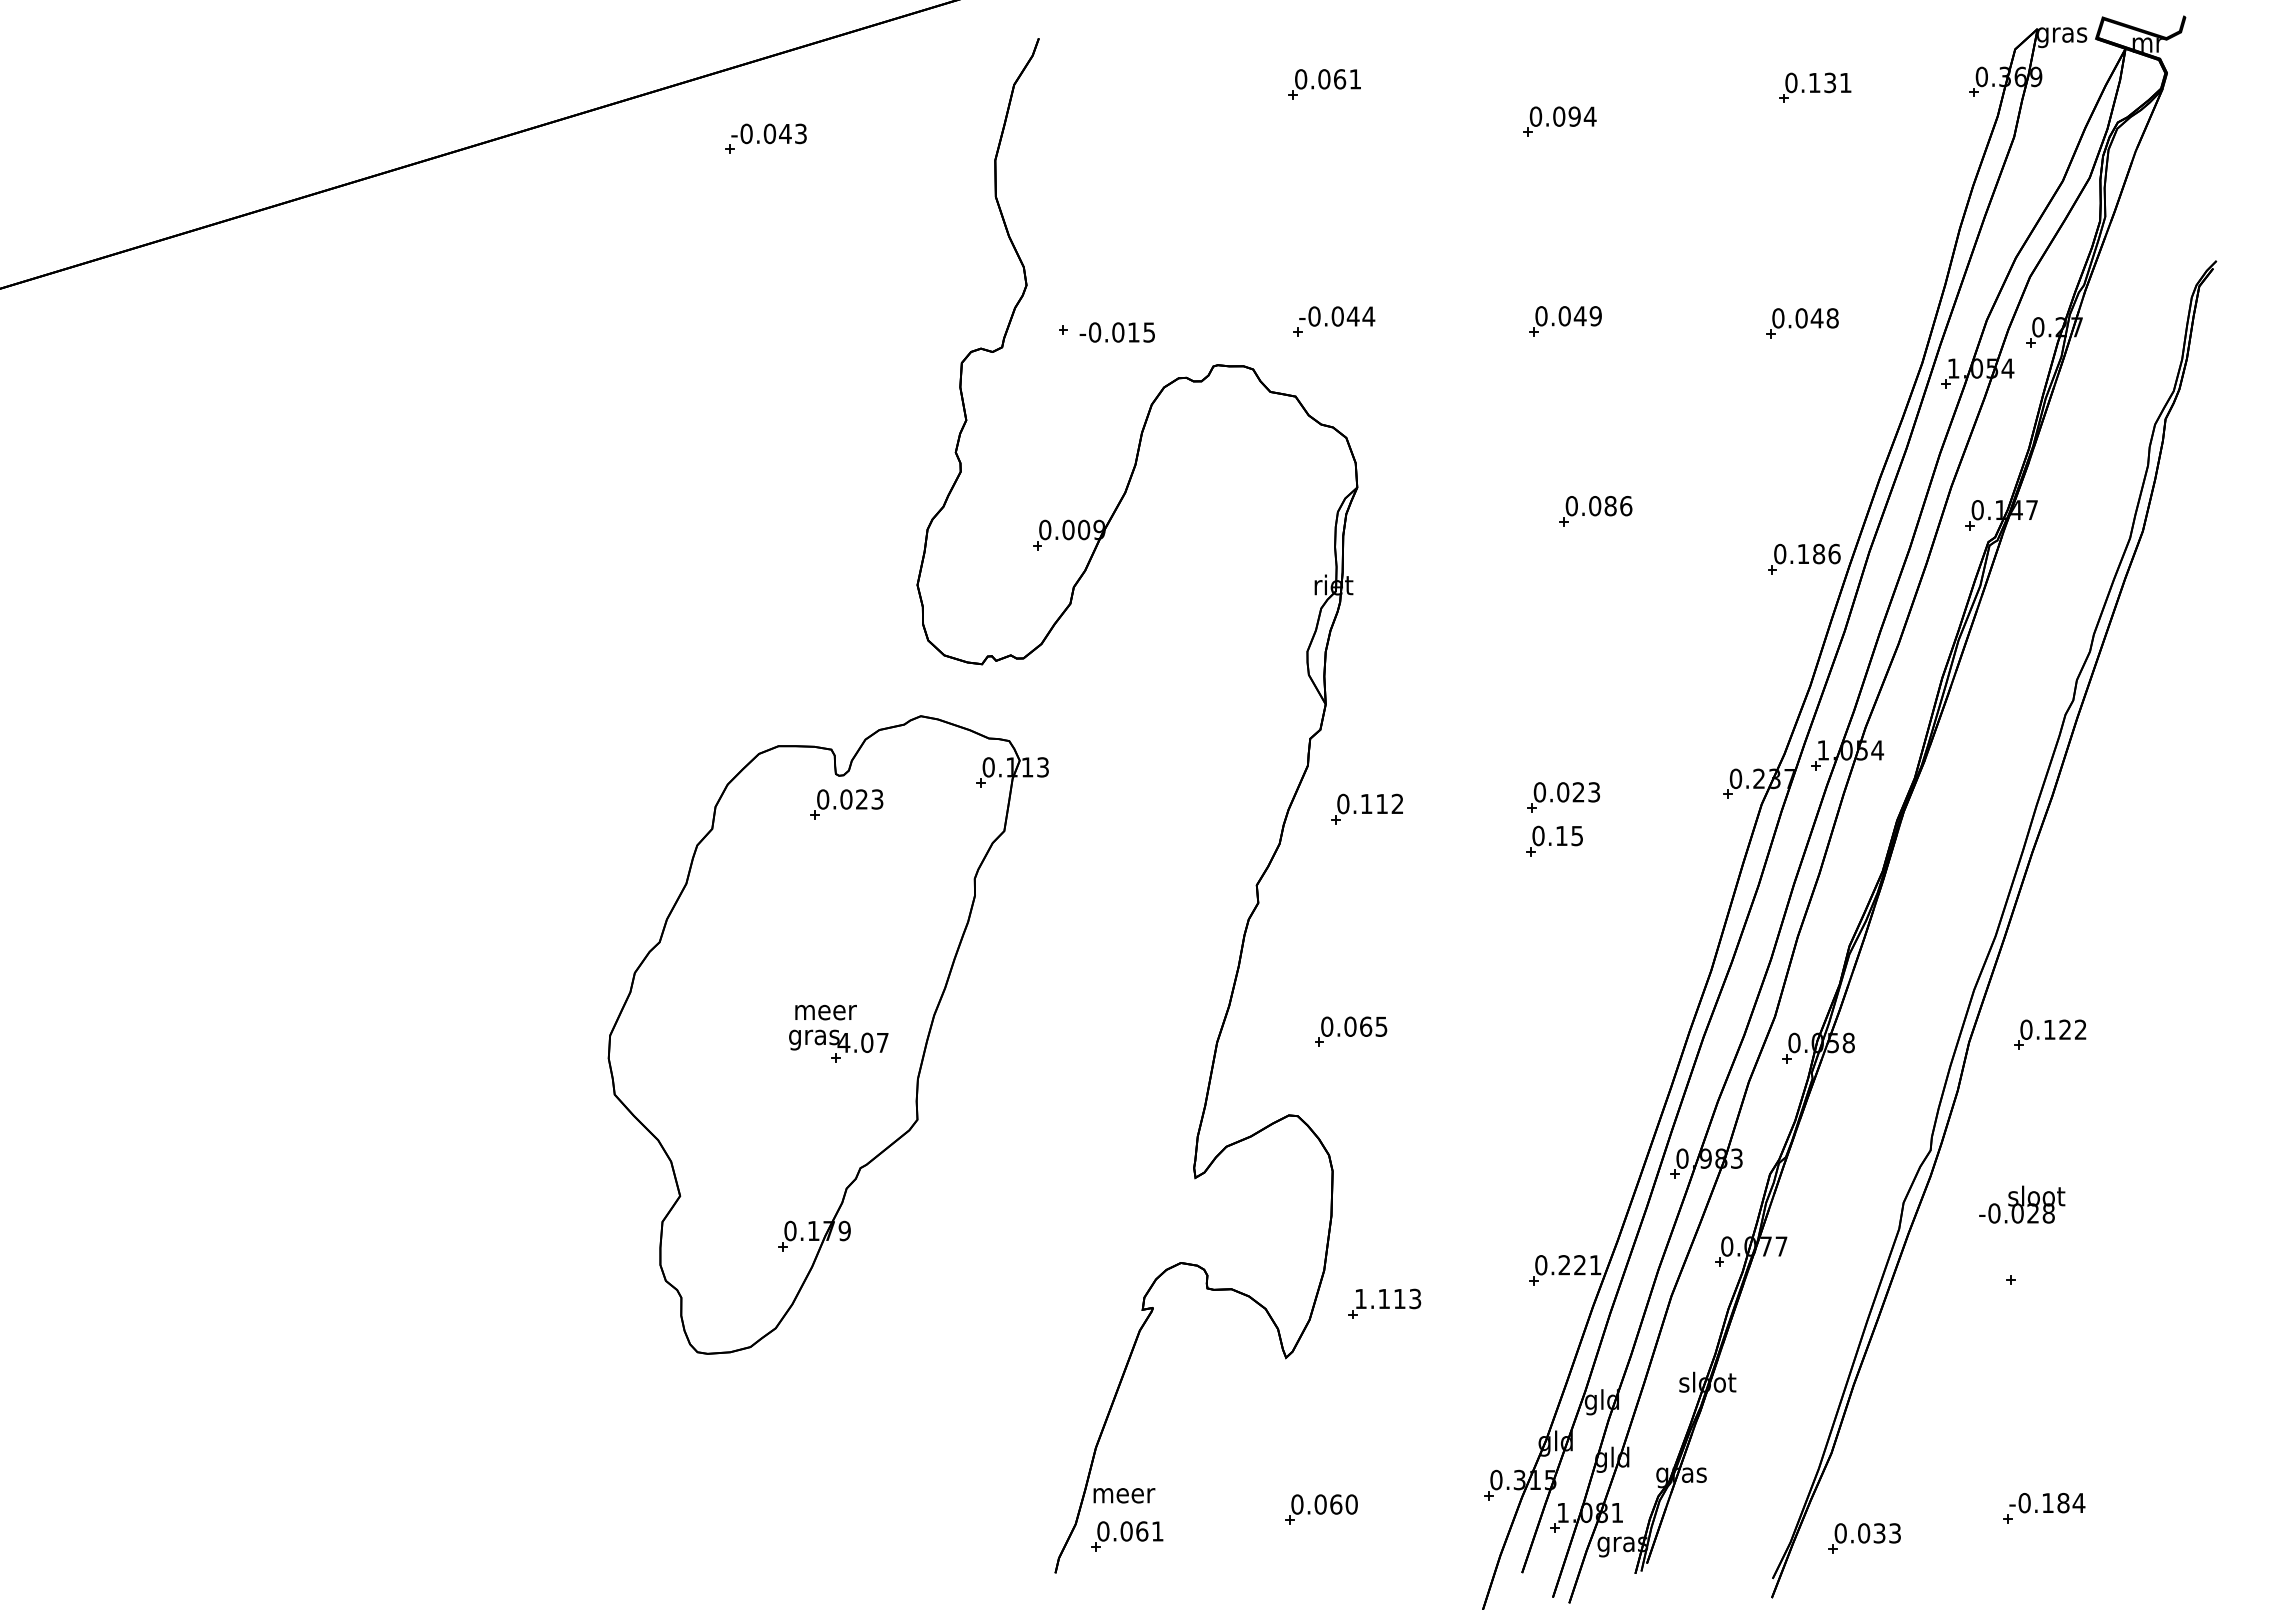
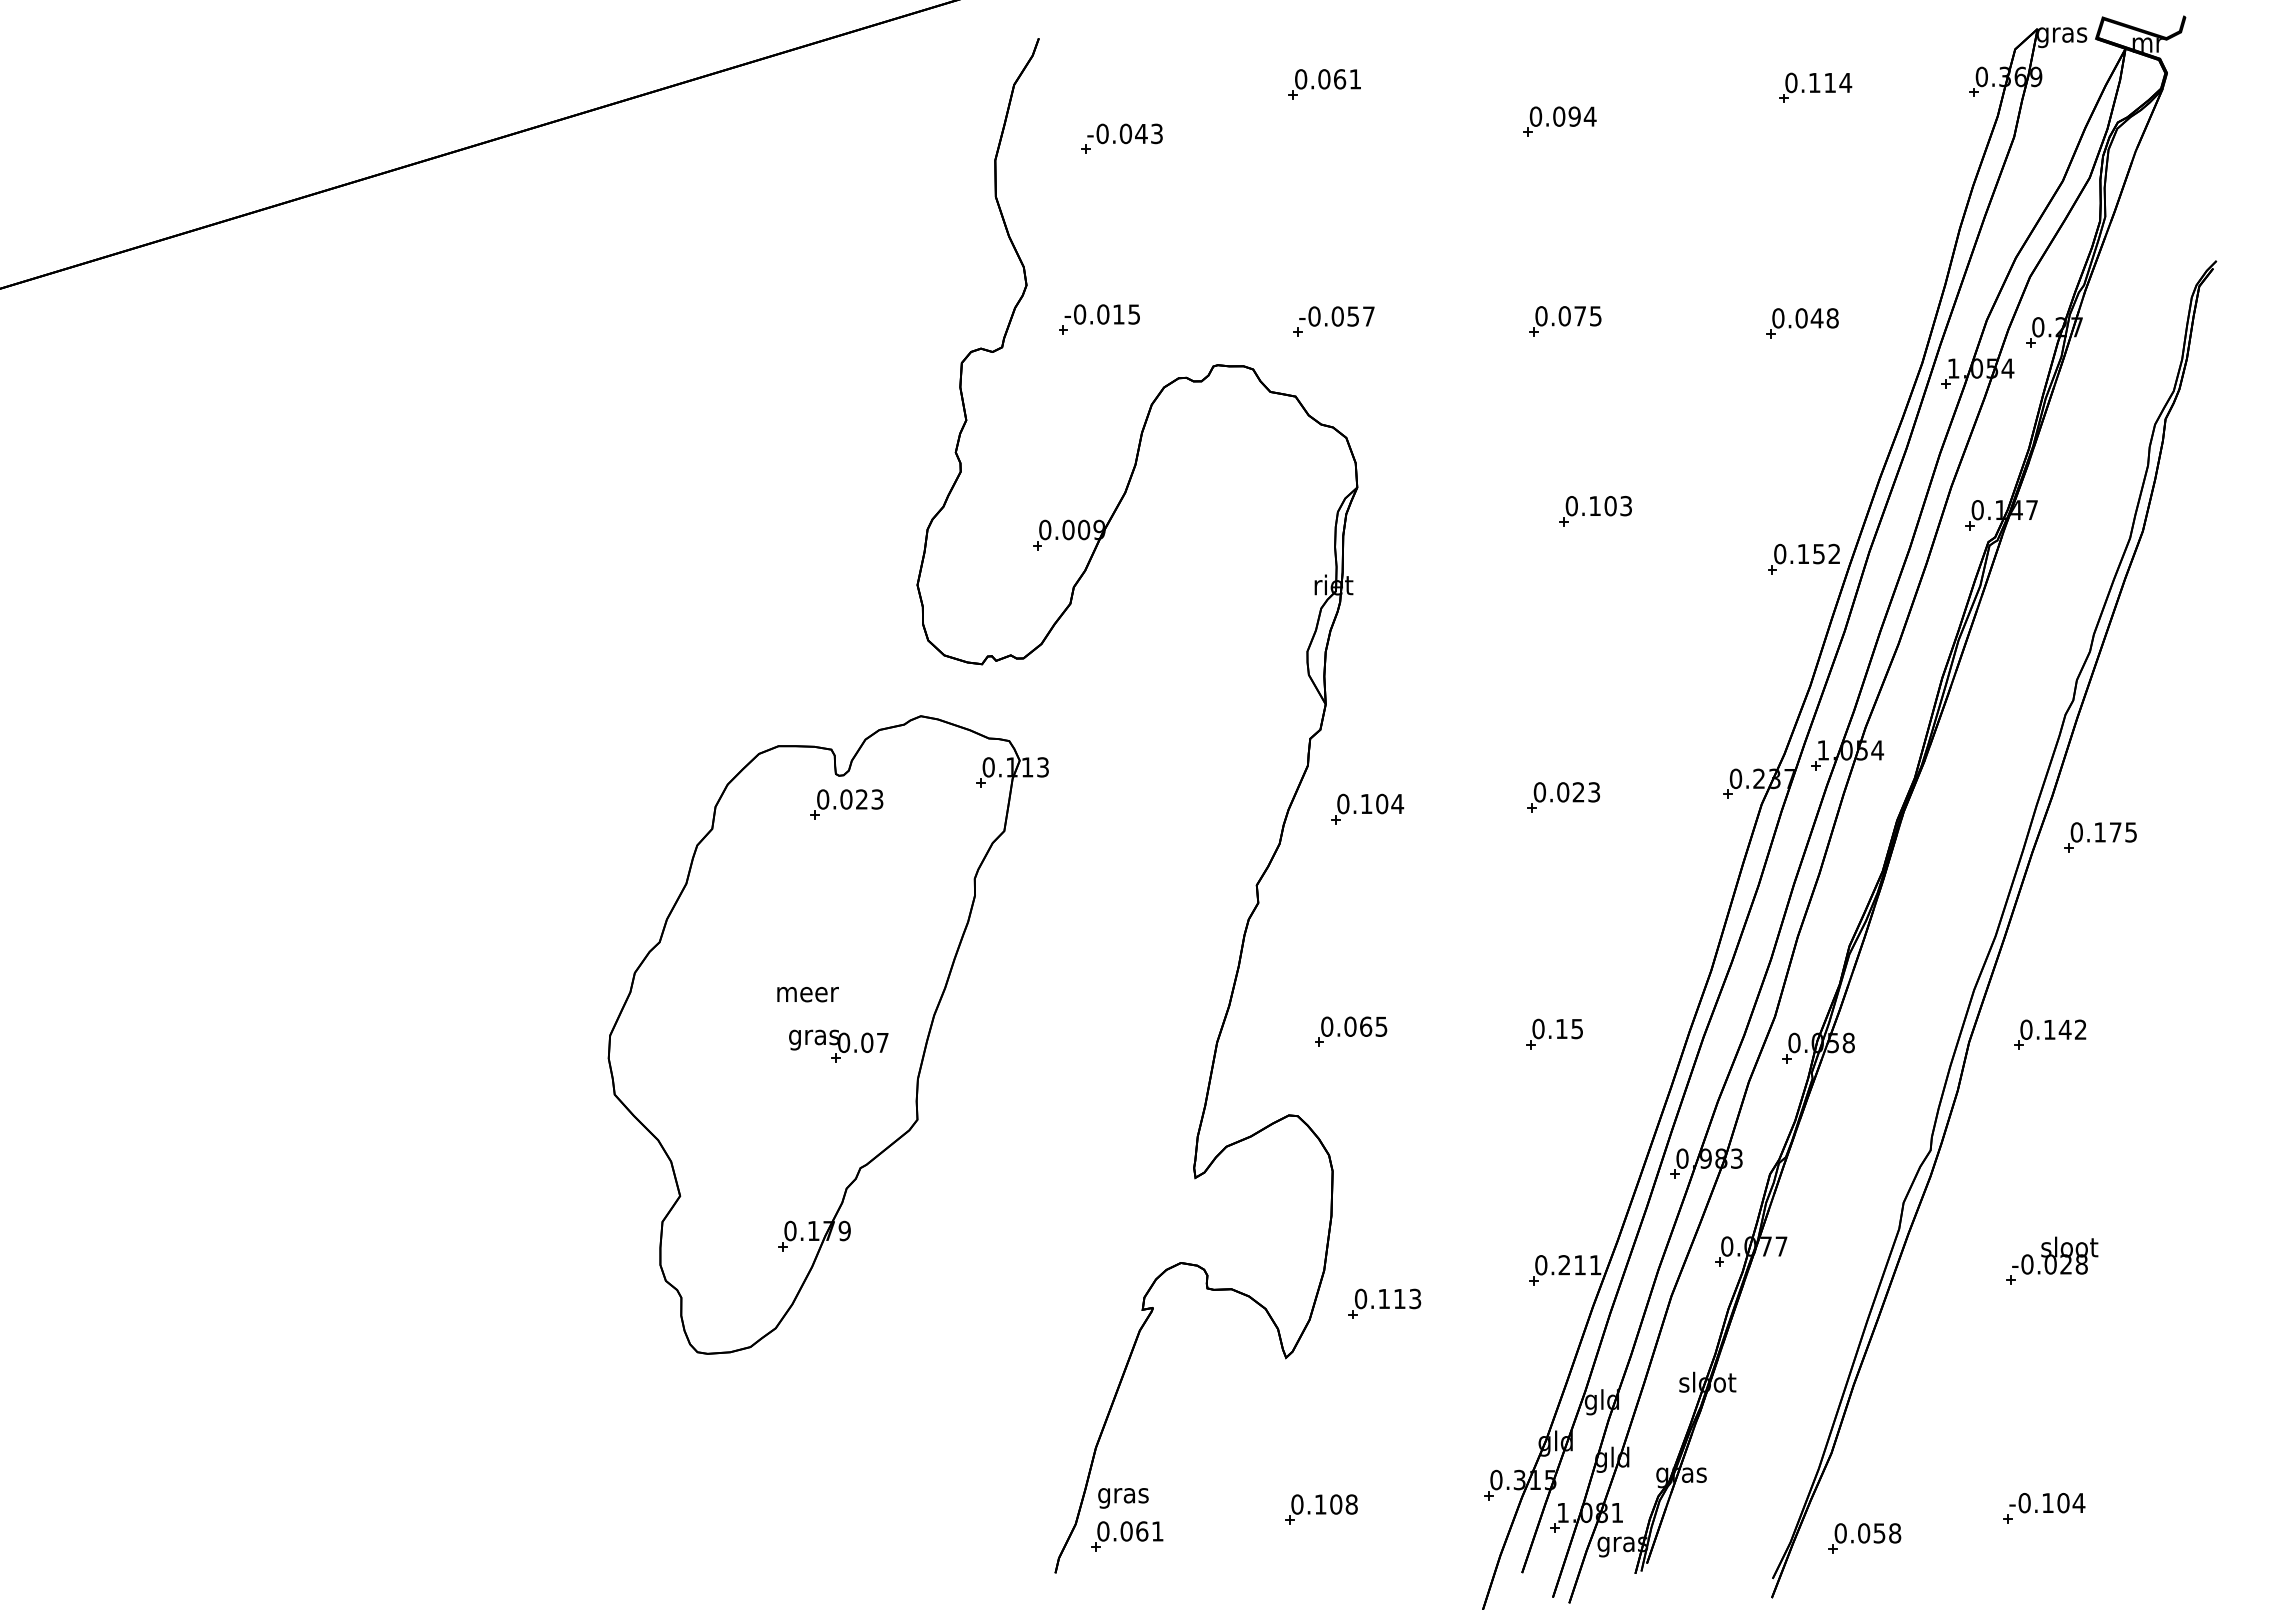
text: 0.131 -> 0.114 (1838, 82)
part position: (765, 138) -> (1121, 138) (1121, 138)
text: -0.044 -> -0.057 (1360, 316)
text: 0.049 -> 0.075 (1587, 316)
text position: (1116, 332) -> (1101, 314) (1101, 314)
text: 0.086 -> 0.103 (1610, 506)
text: 0.186 -> 0.152 (1826, 553)
text: 0.112 -> 0.104 (1390, 803)
part: none -> present (2100, 837)
part position: (1554, 840) -> (1554, 1033) (1554, 1033)
text position: (825, 1012) -> (807, 994) (807, 994)
text: 0.122 -> 0.142 (2064, 1029)
text: 4.07 -> 0.07 (843, 1042)
text position: (2022, 1204) -> (2055, 1255) (2055, 1255)
text: 0.221 -> 0.211 (1579, 1265)
text: 1.113 -> 0.113 (1360, 1298)
text: meer -> gras (1124, 1498)
text: -0.184 -> -0.104 (2063, 1502)
text: 0.060 -> 0.108 (1335, 1504)
text: 0.033 -> 0.058 (1887, 1533)
